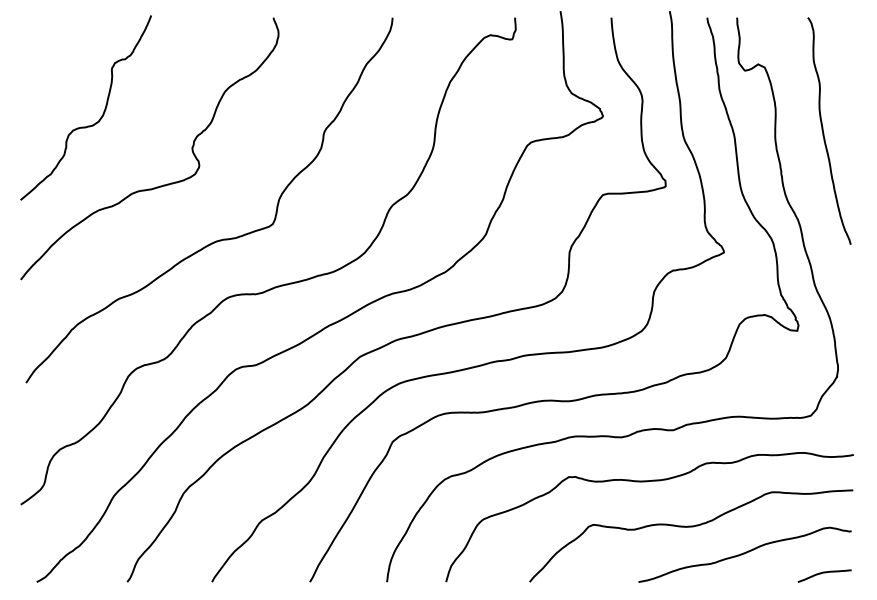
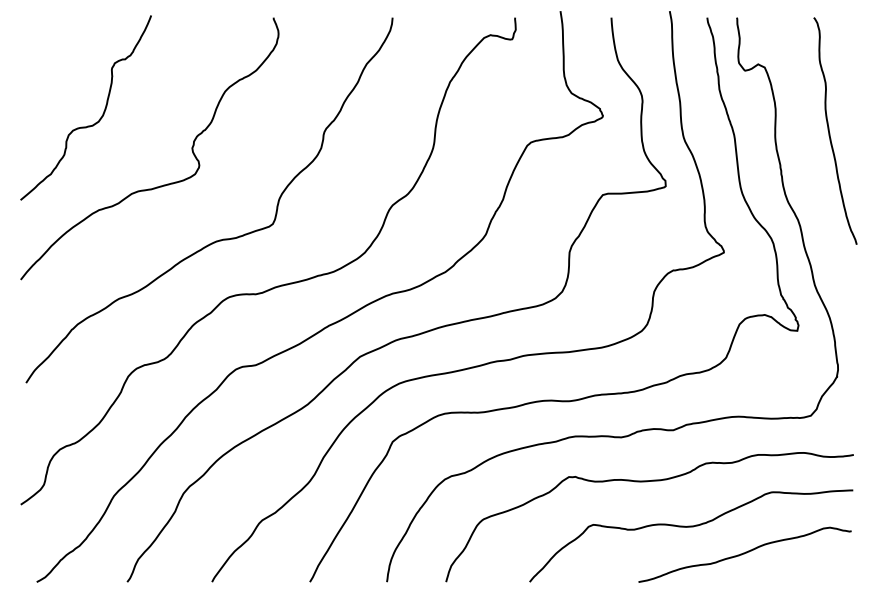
curve position: (824, 133) -> (830, 133) (830, 133)
curve: present -> none (824, 573)
